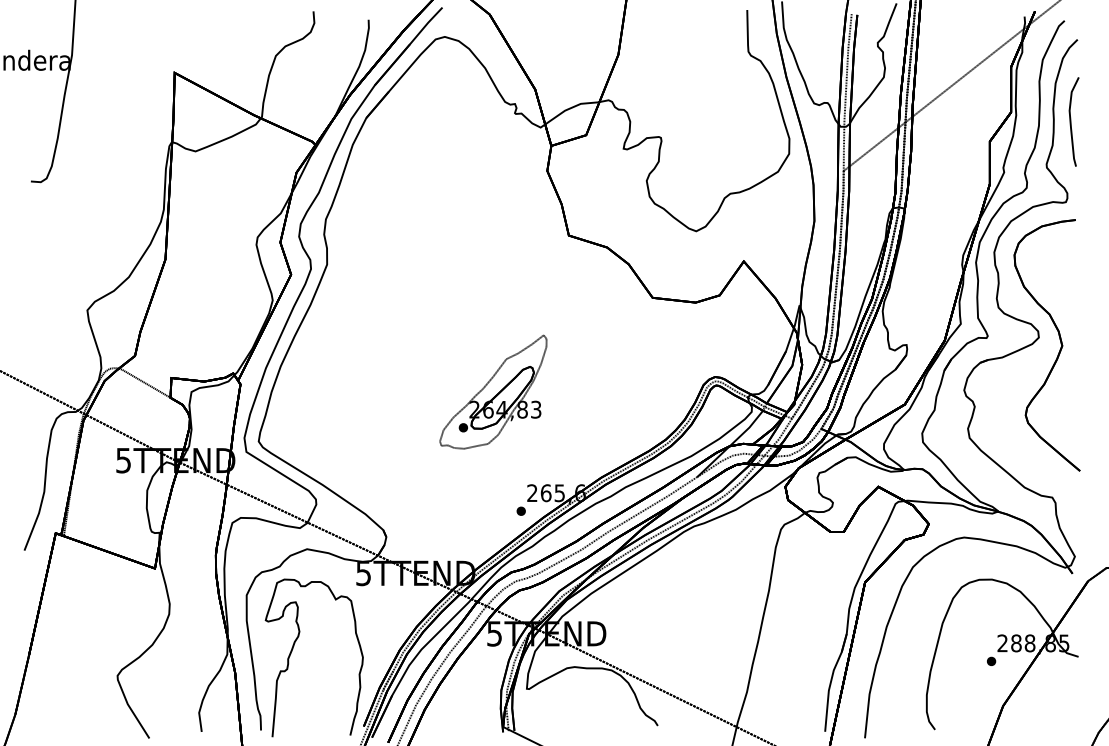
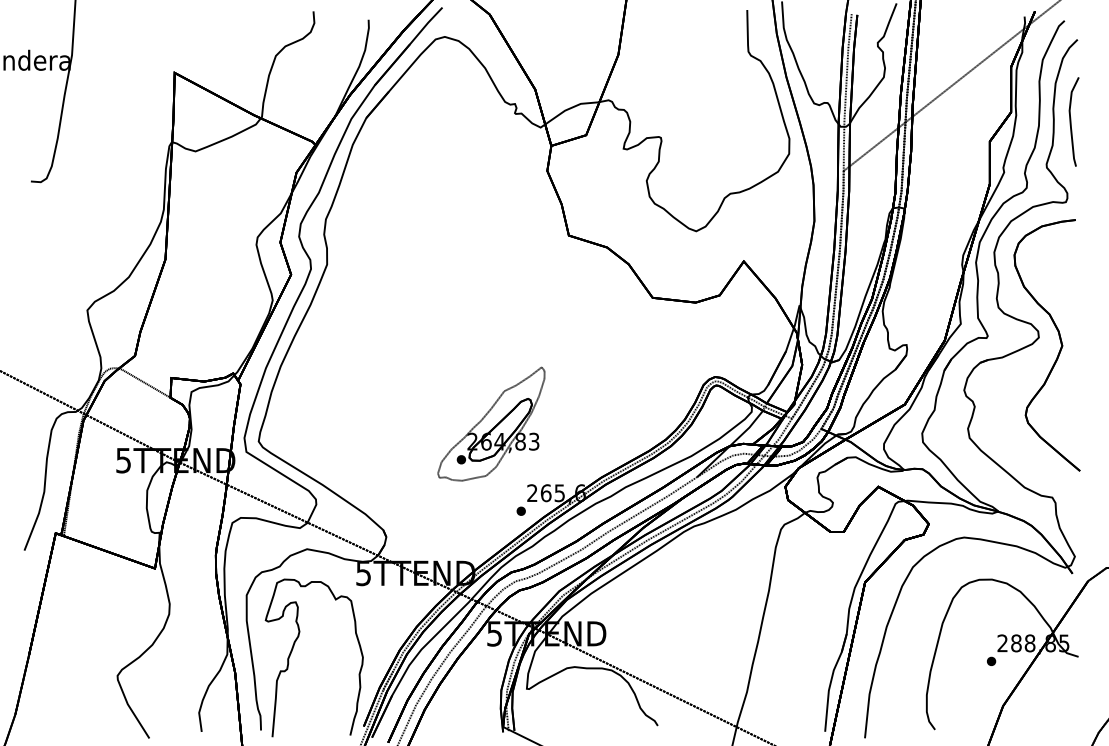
part position: (493, 391) -> (491, 423) (491, 423)
